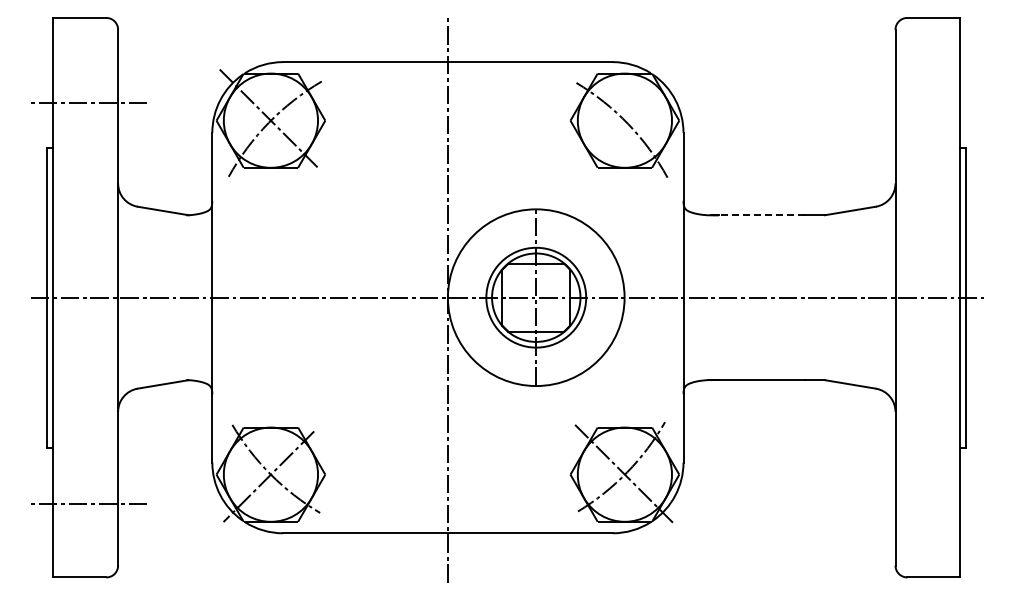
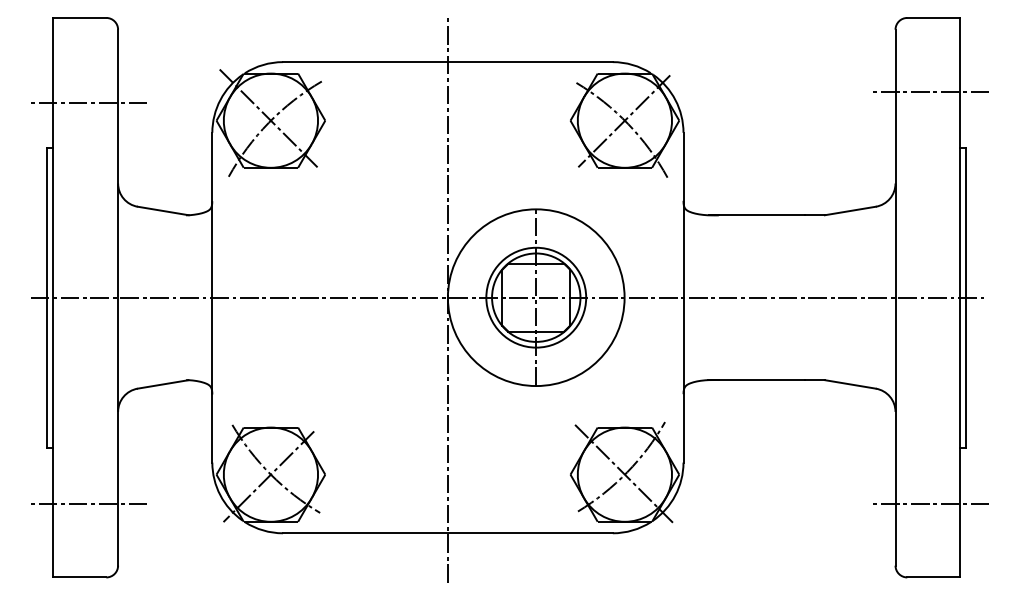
line: none -> present (929, 91)
line: none -> present (624, 121)
line: dashed -> solid (756, 215)
line: none -> present (929, 503)
